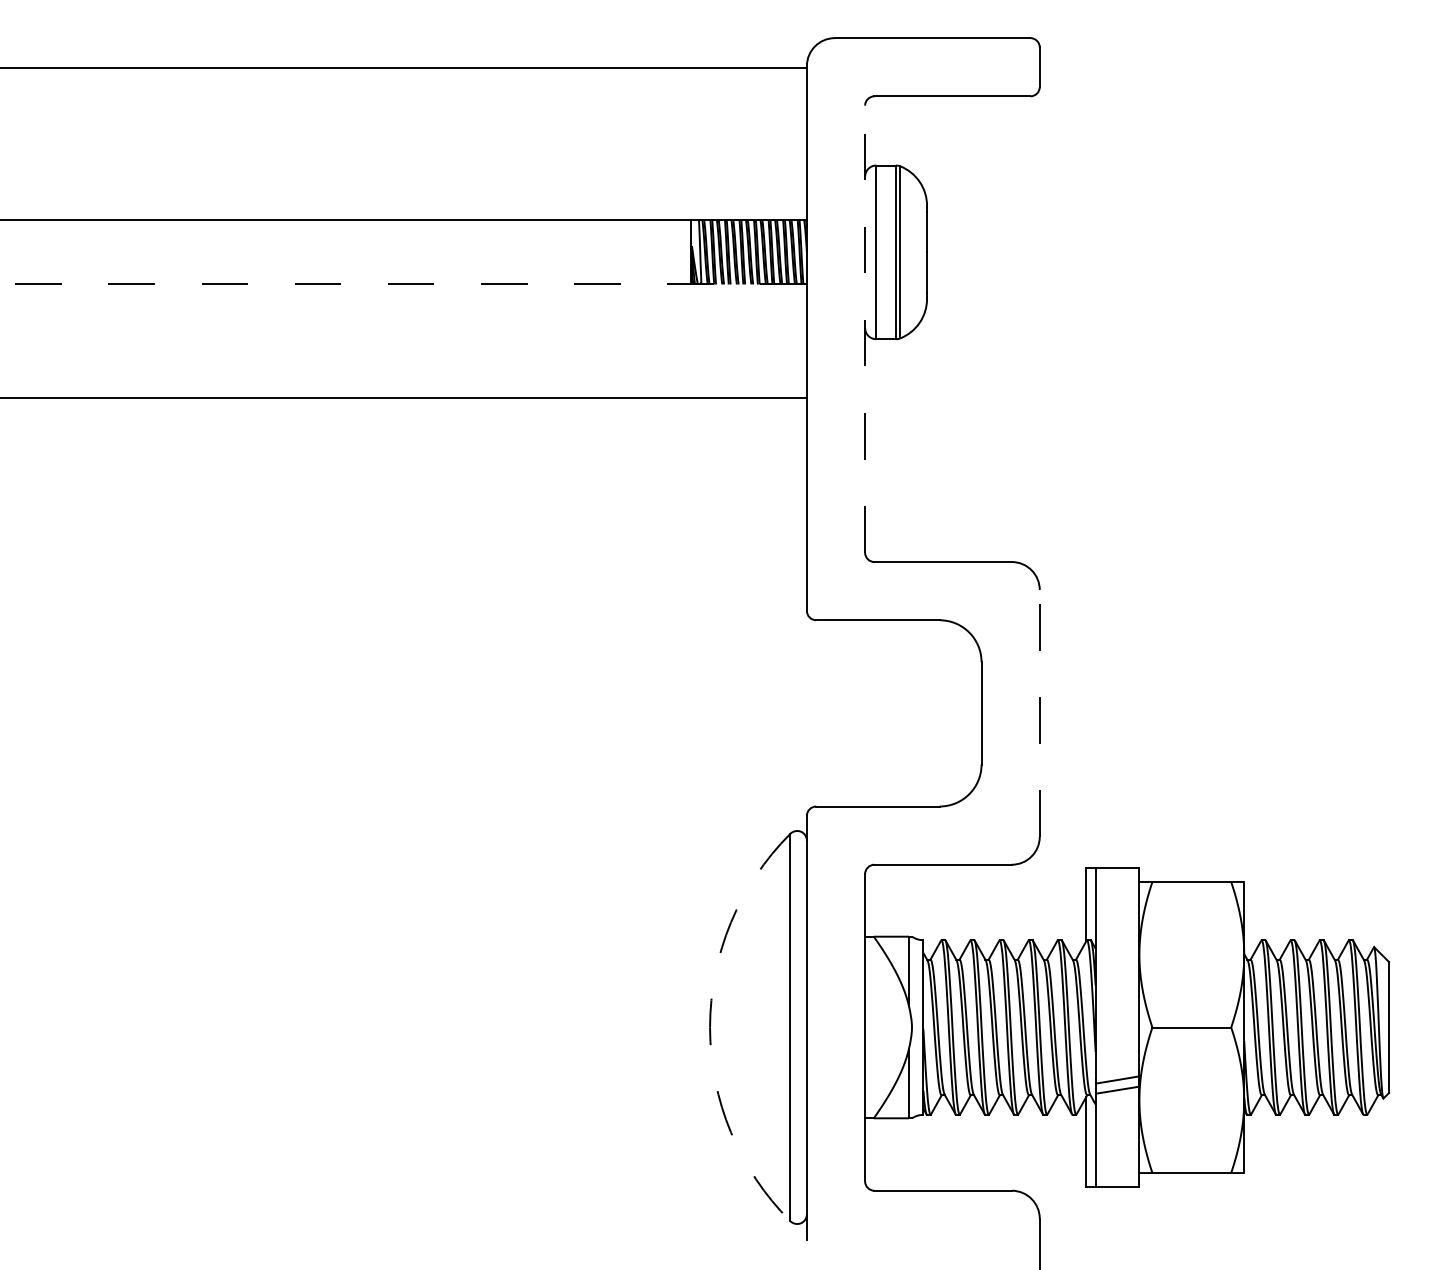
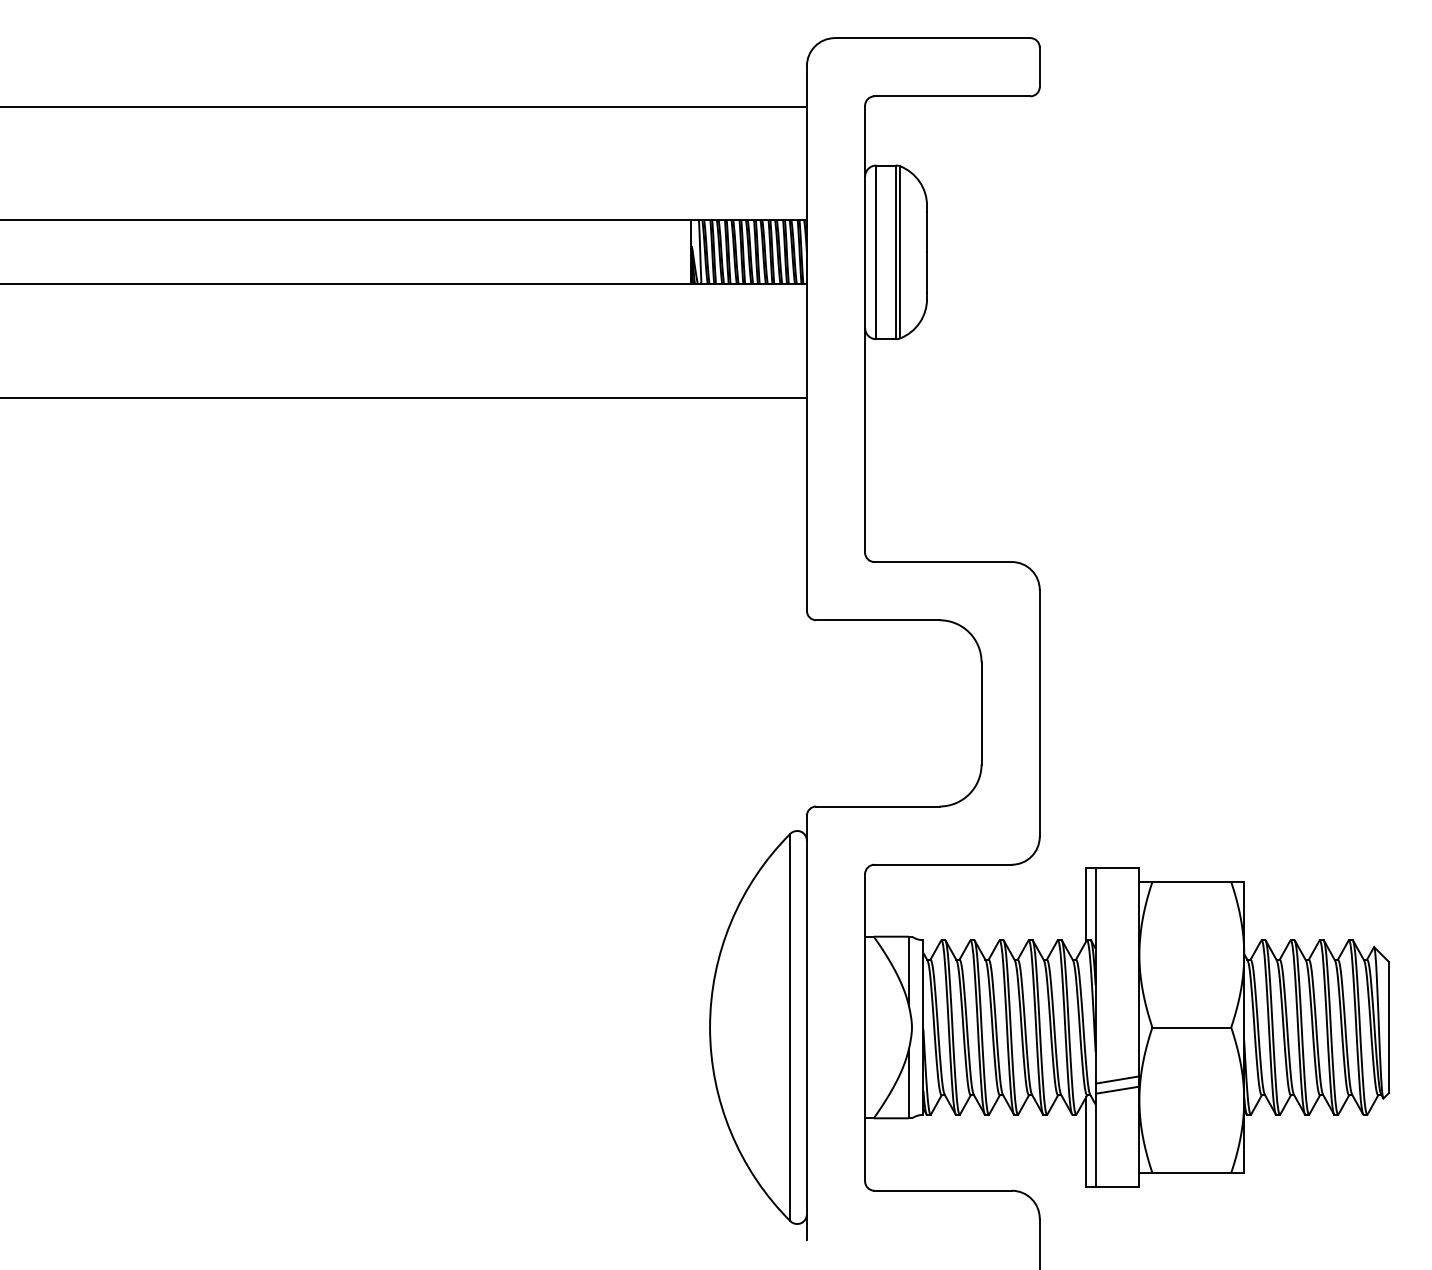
line position: (404, 67) -> (404, 106) (404, 106)
line: dashed -> solid (403, 284)
line: dashed -> solid (865, 329)
line: dashed -> solid (1039, 712)
arc: dashed -> solid (710, 1027)
